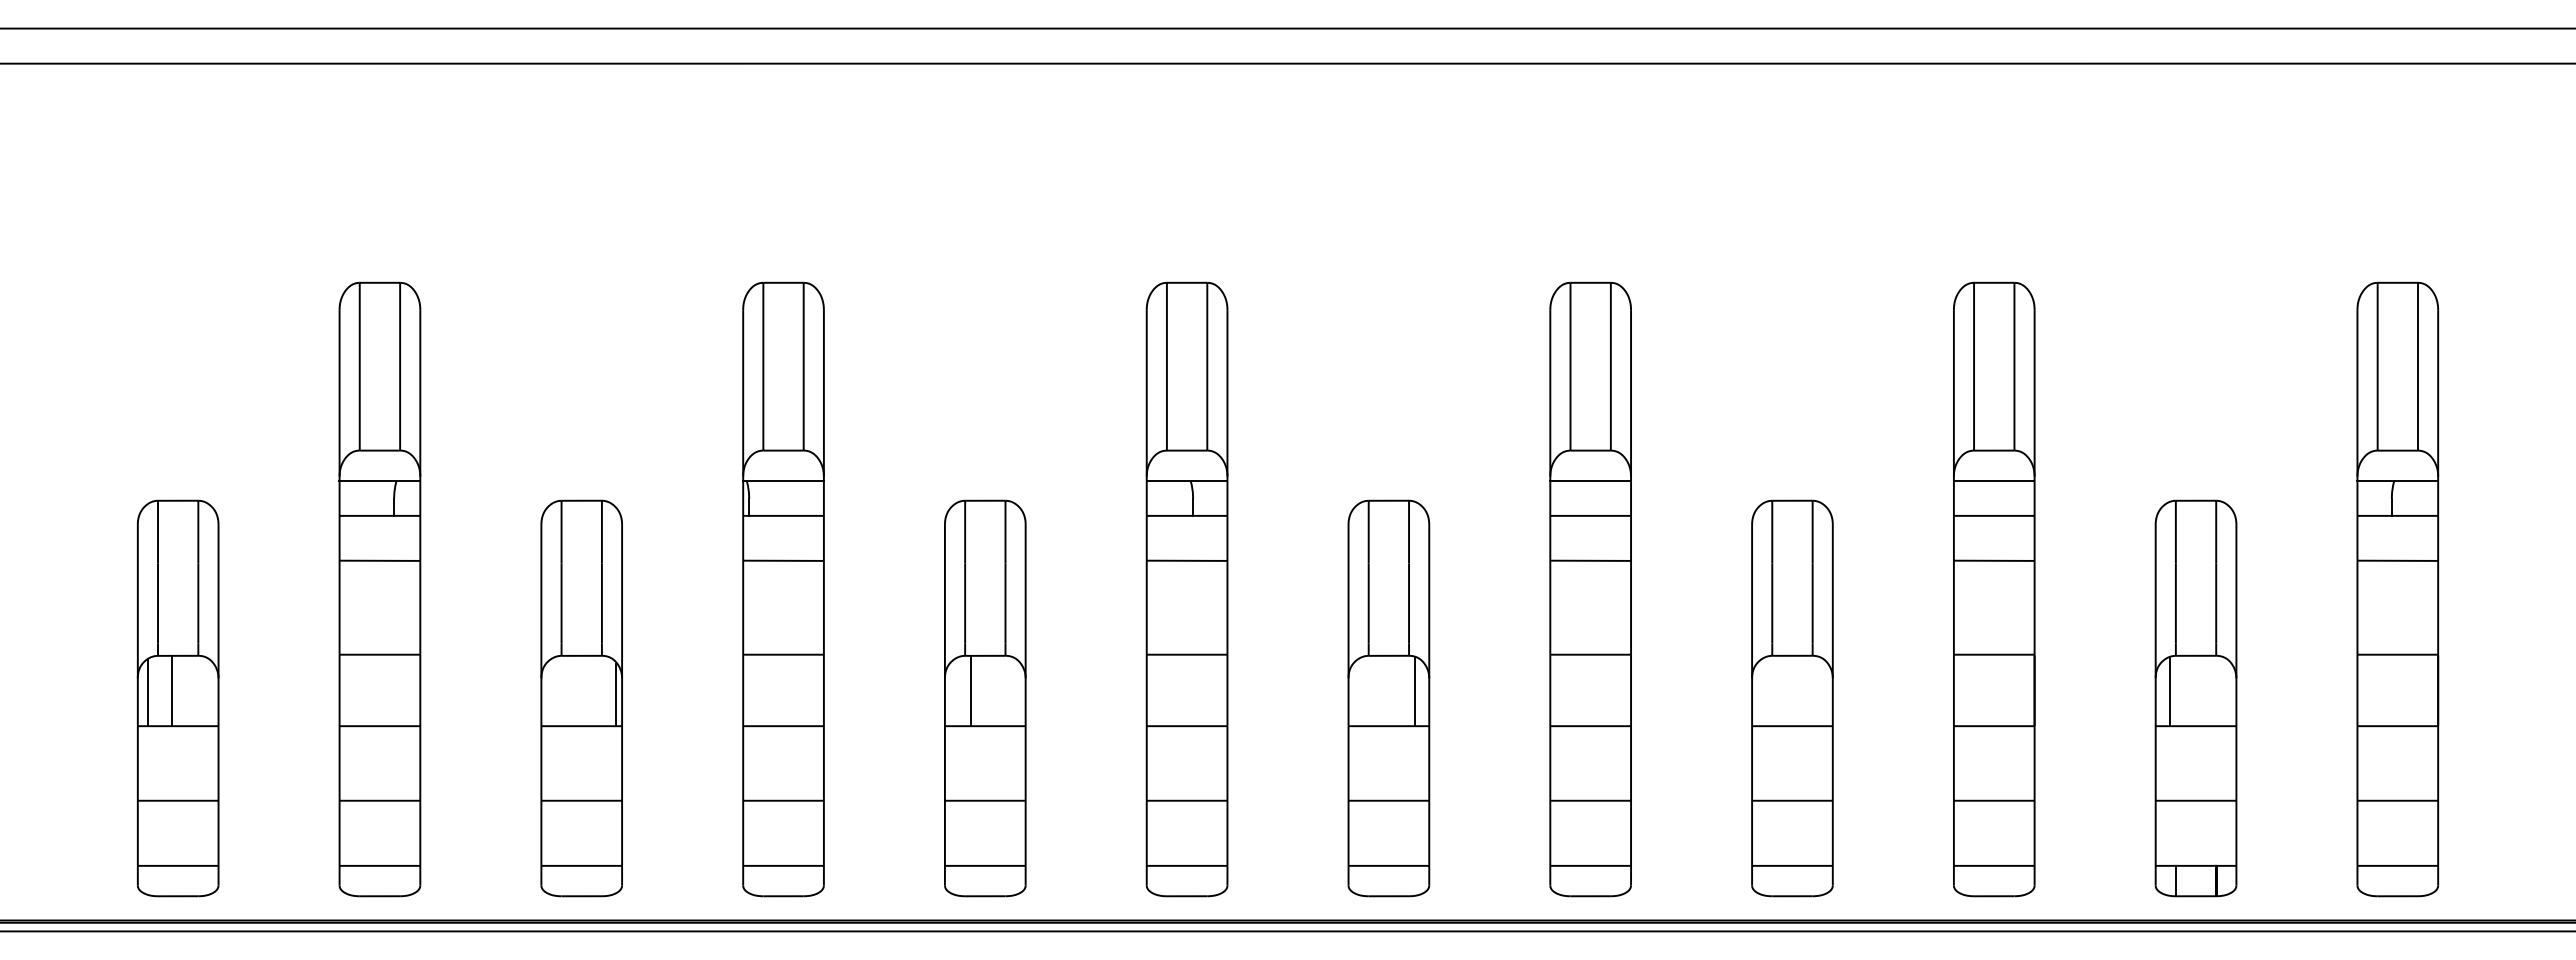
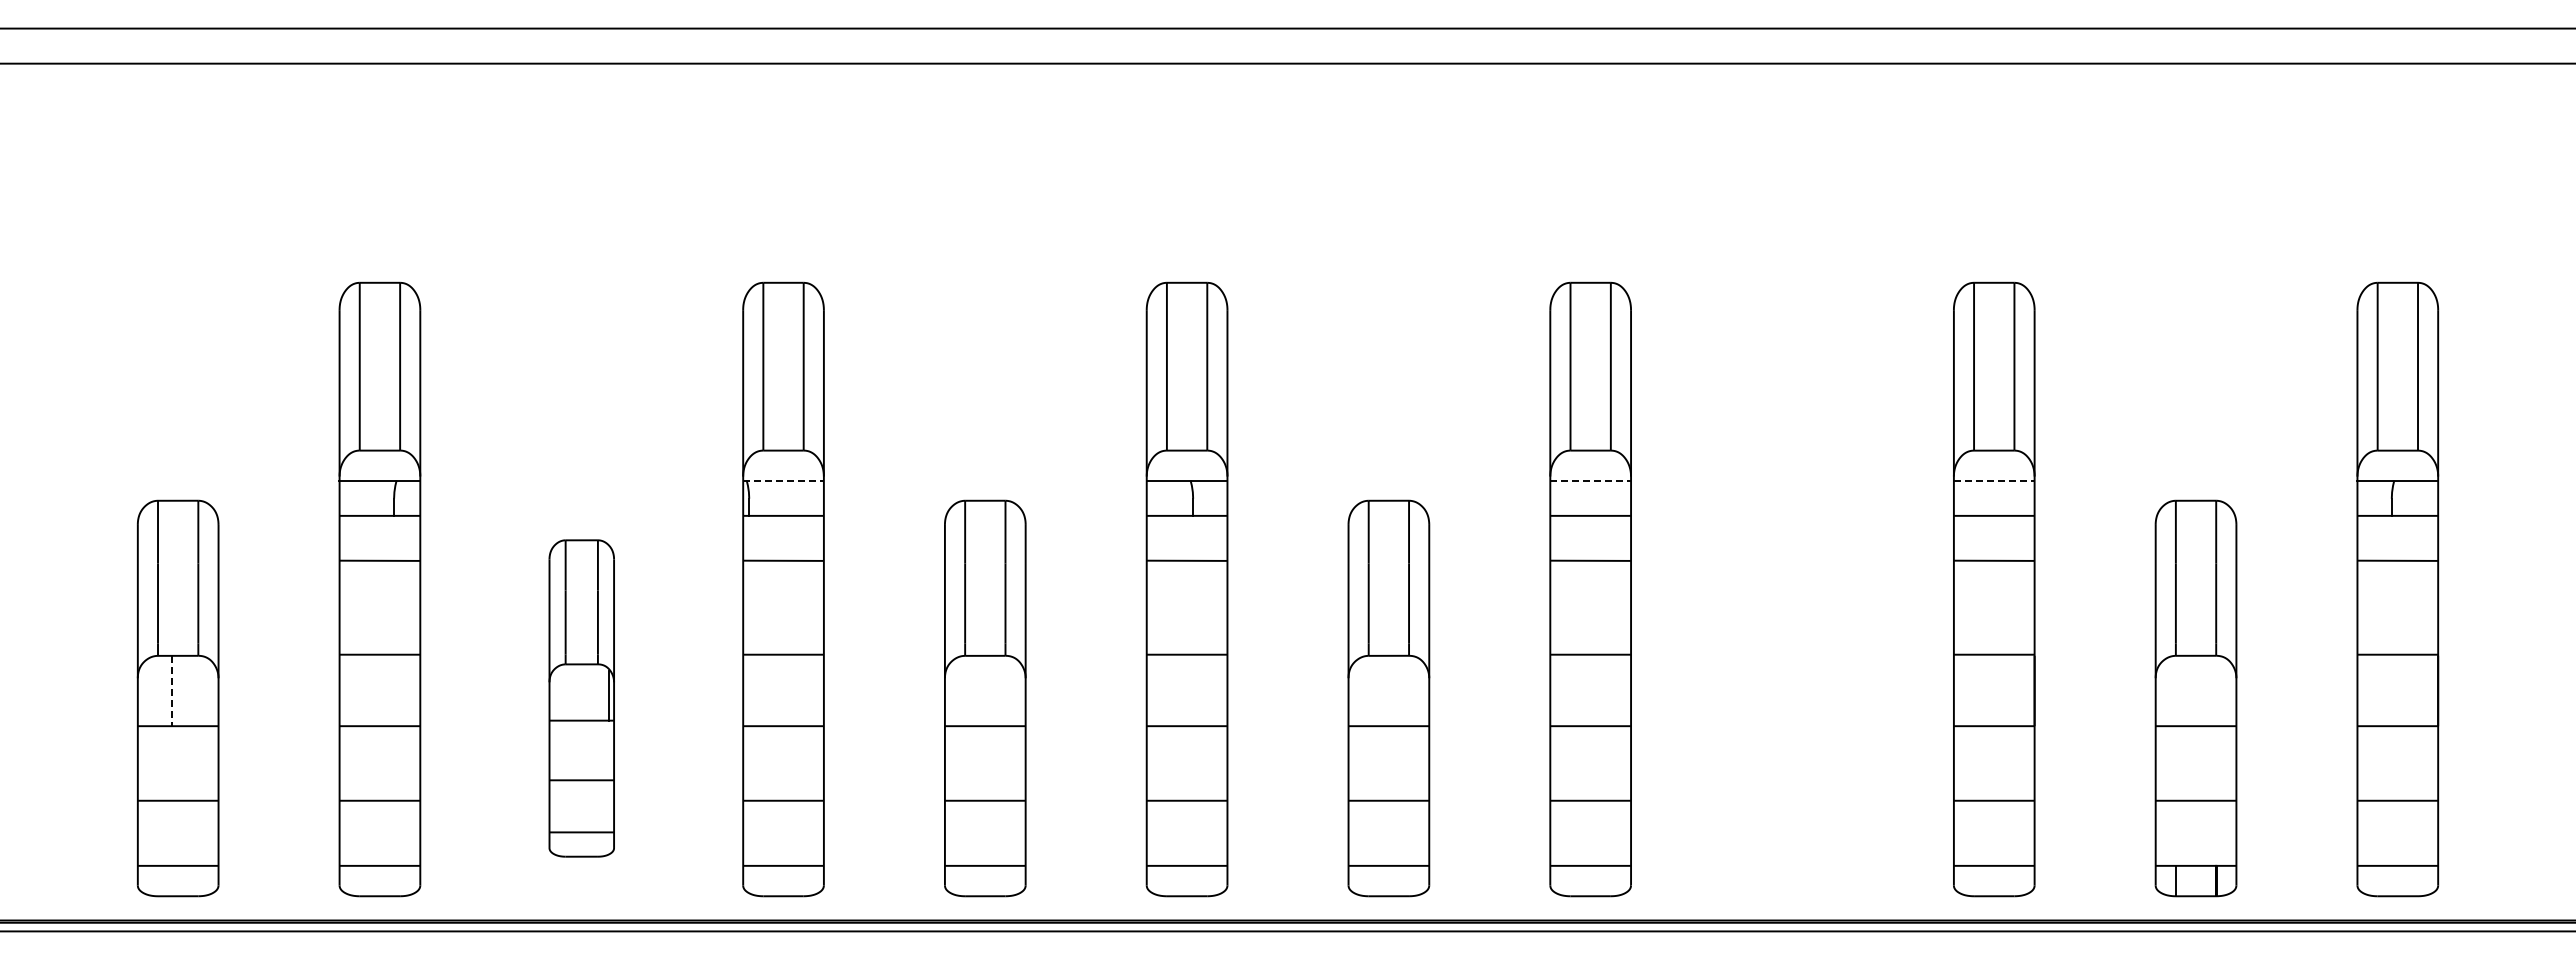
line: solid -> dashed (783, 480)
line: solid -> dashed (1590, 480)
line: solid -> dashed (1994, 480)
line: present -> none (971, 690)
line: solid -> dashed (172, 691)
line: present -> none (1415, 691)
line: present -> none (2169, 691)
line: present -> none (147, 692)
part size: 84x399 px -> 67x319 px (581, 698)
part: present -> none (1792, 698)
